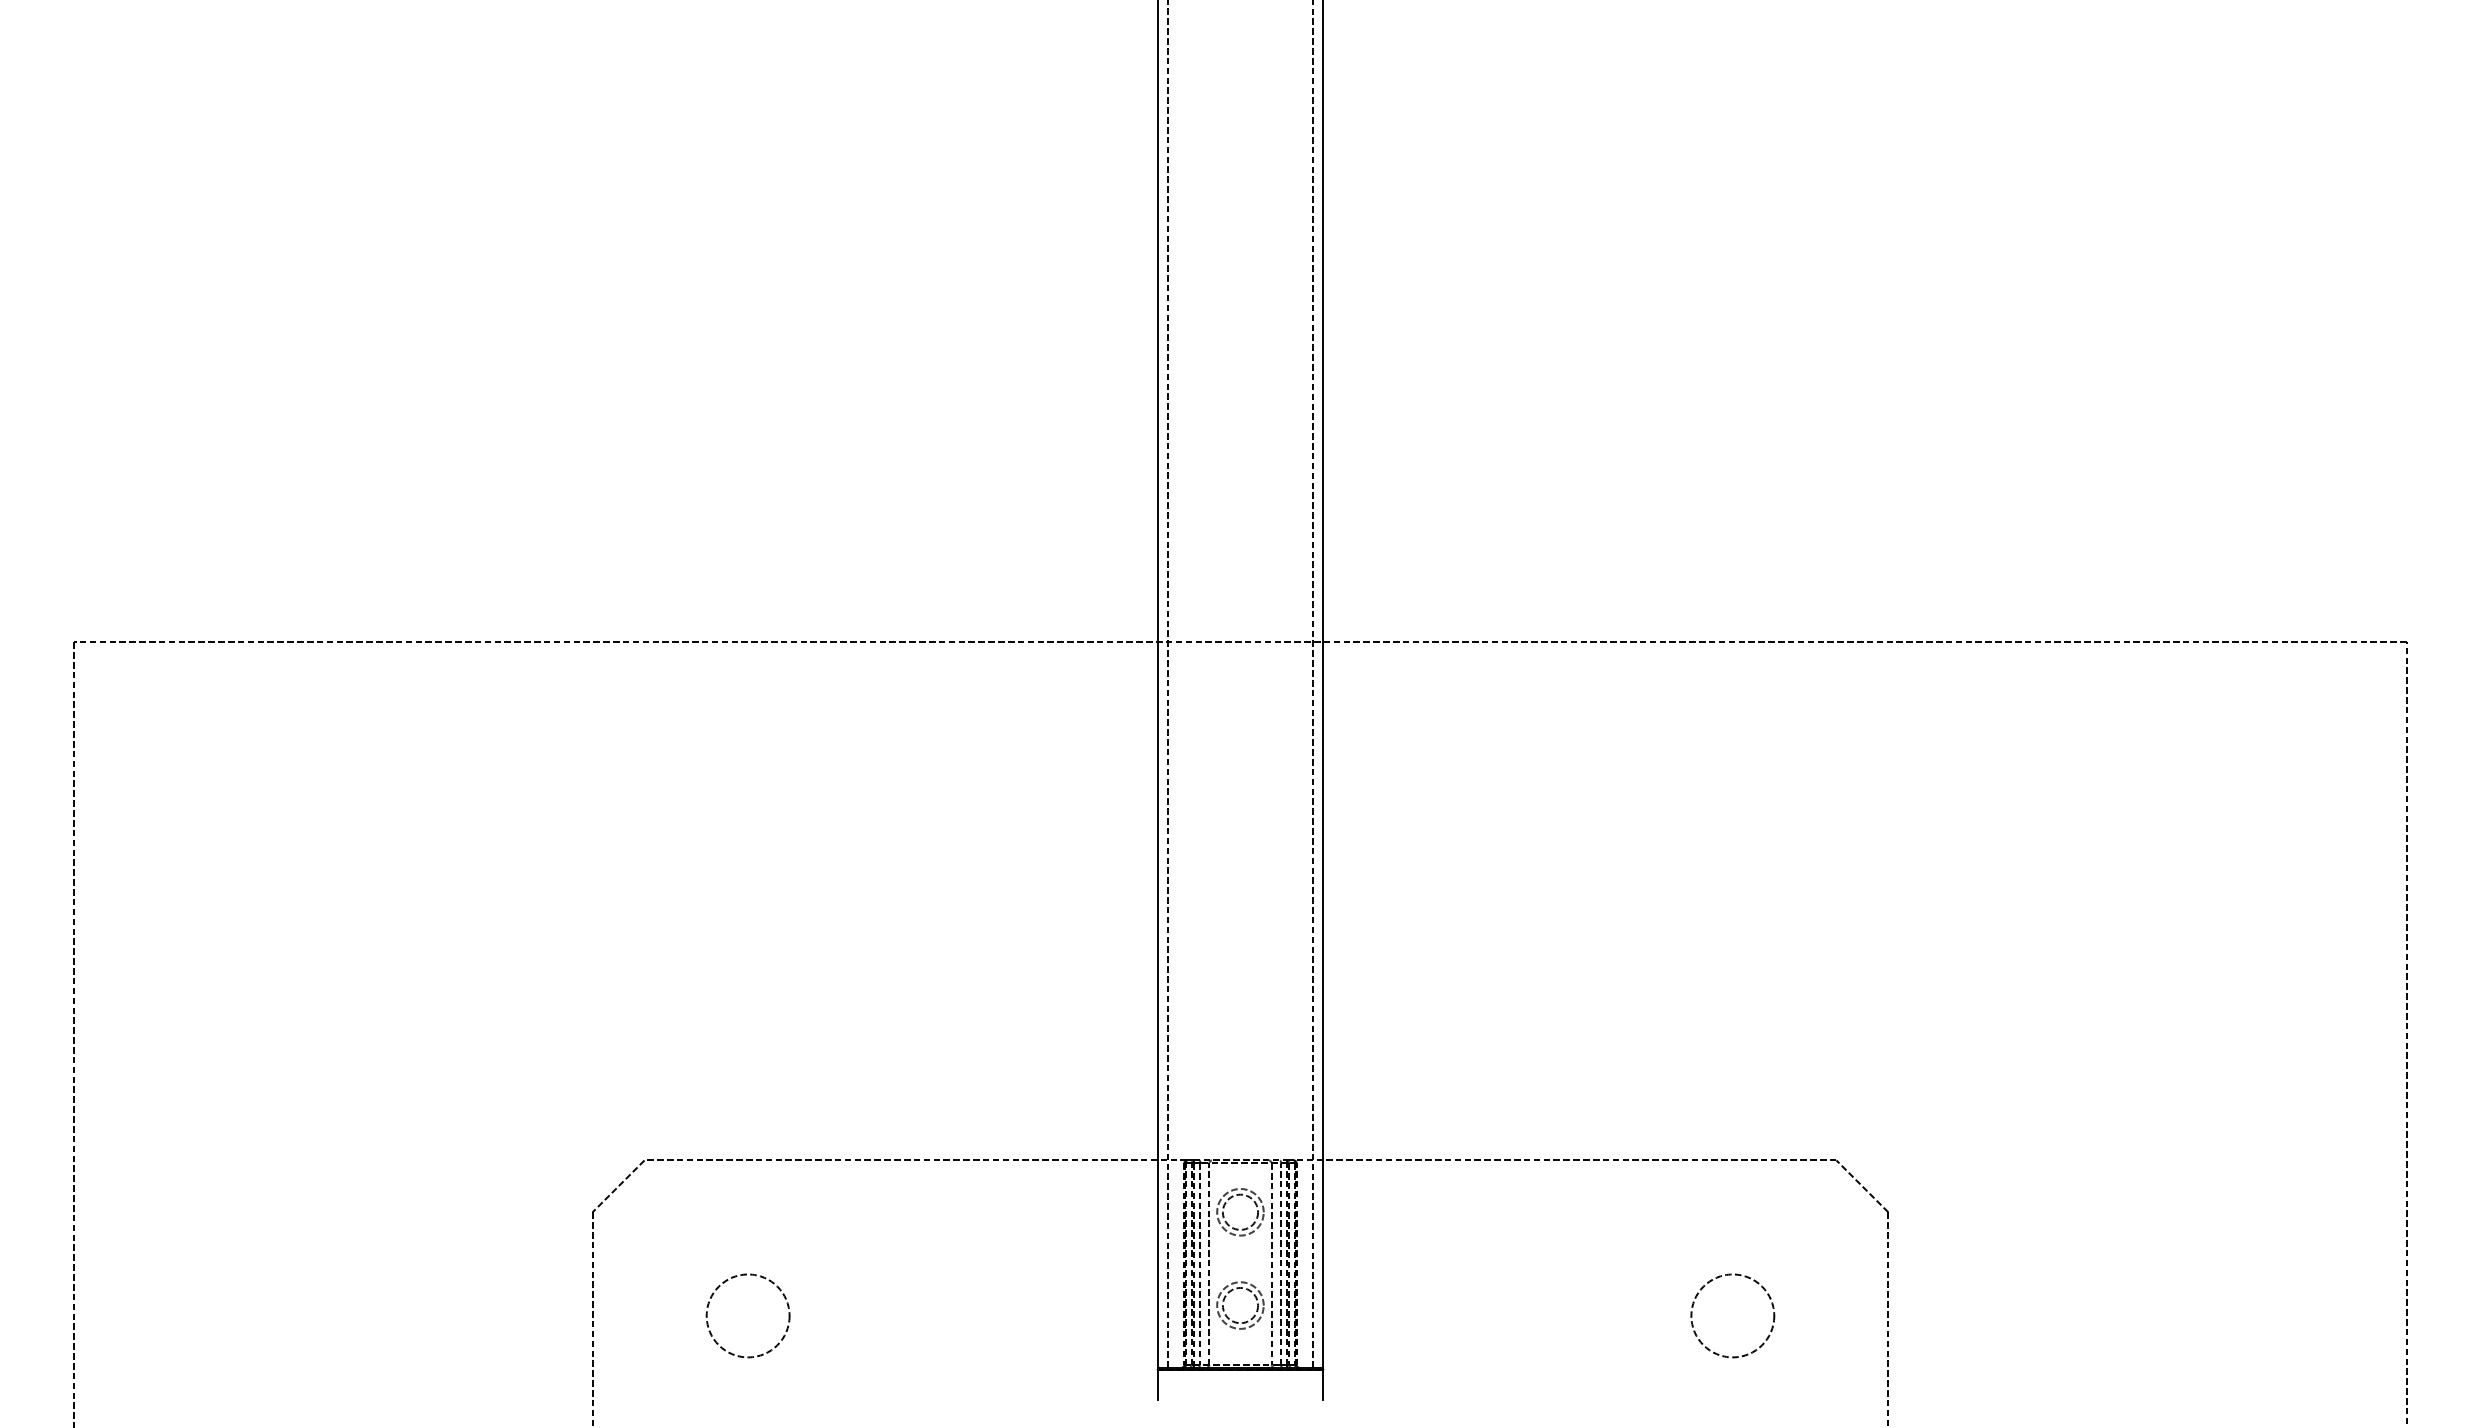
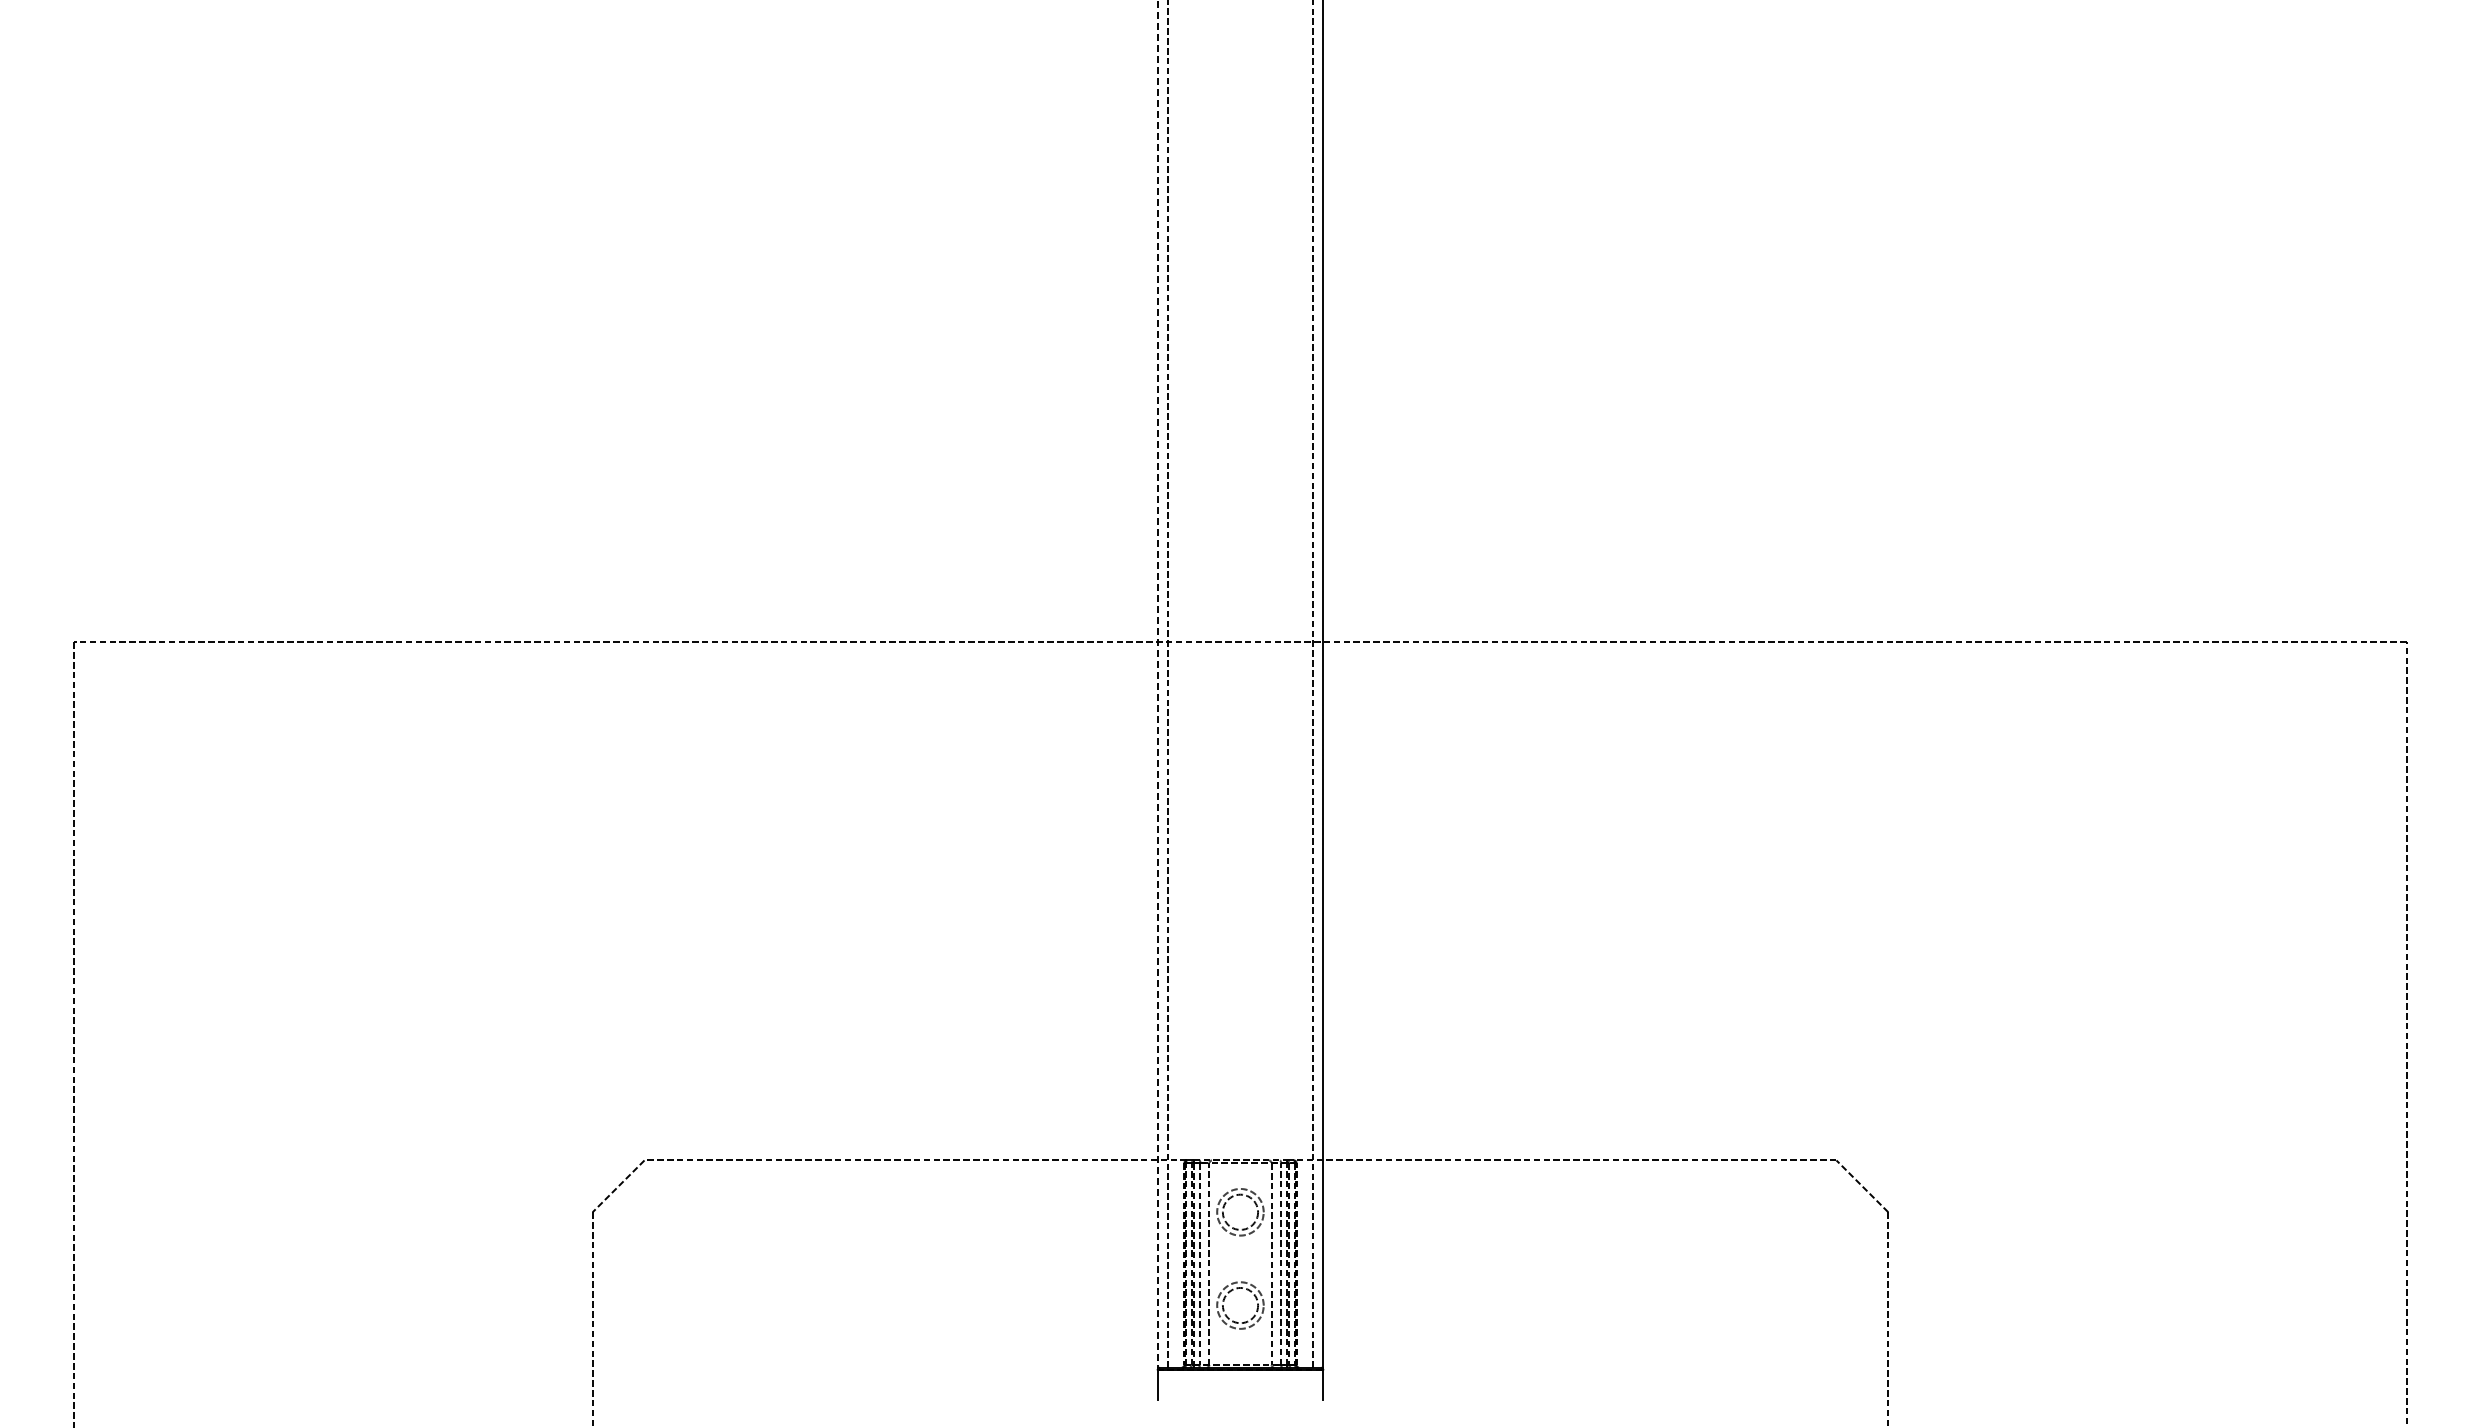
line: solid -> dashed (1157, 683)
circle: present -> none (747, 1315)
circle: present -> none (1732, 1315)
